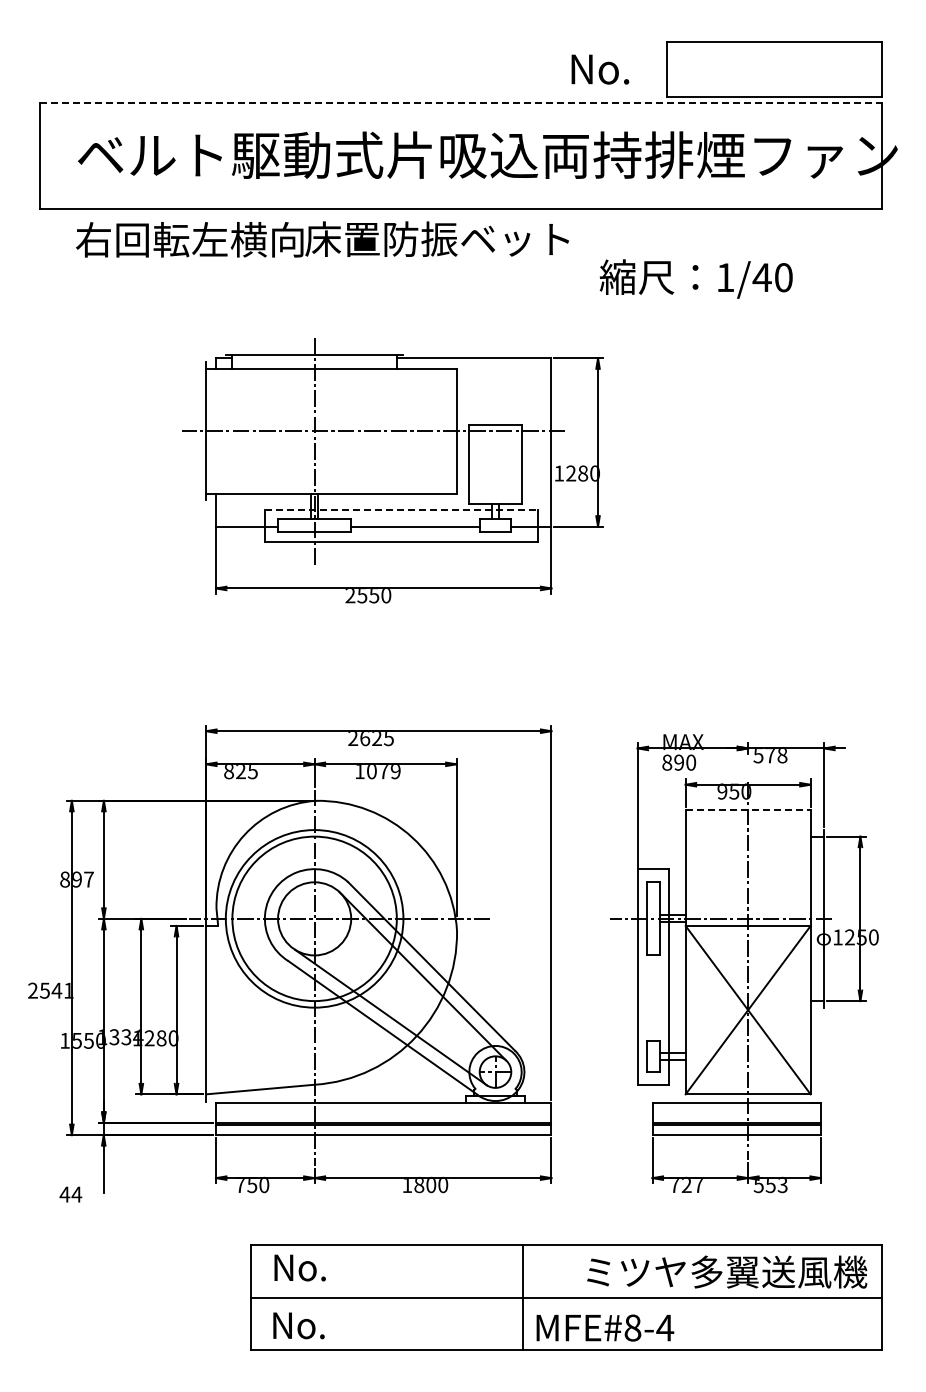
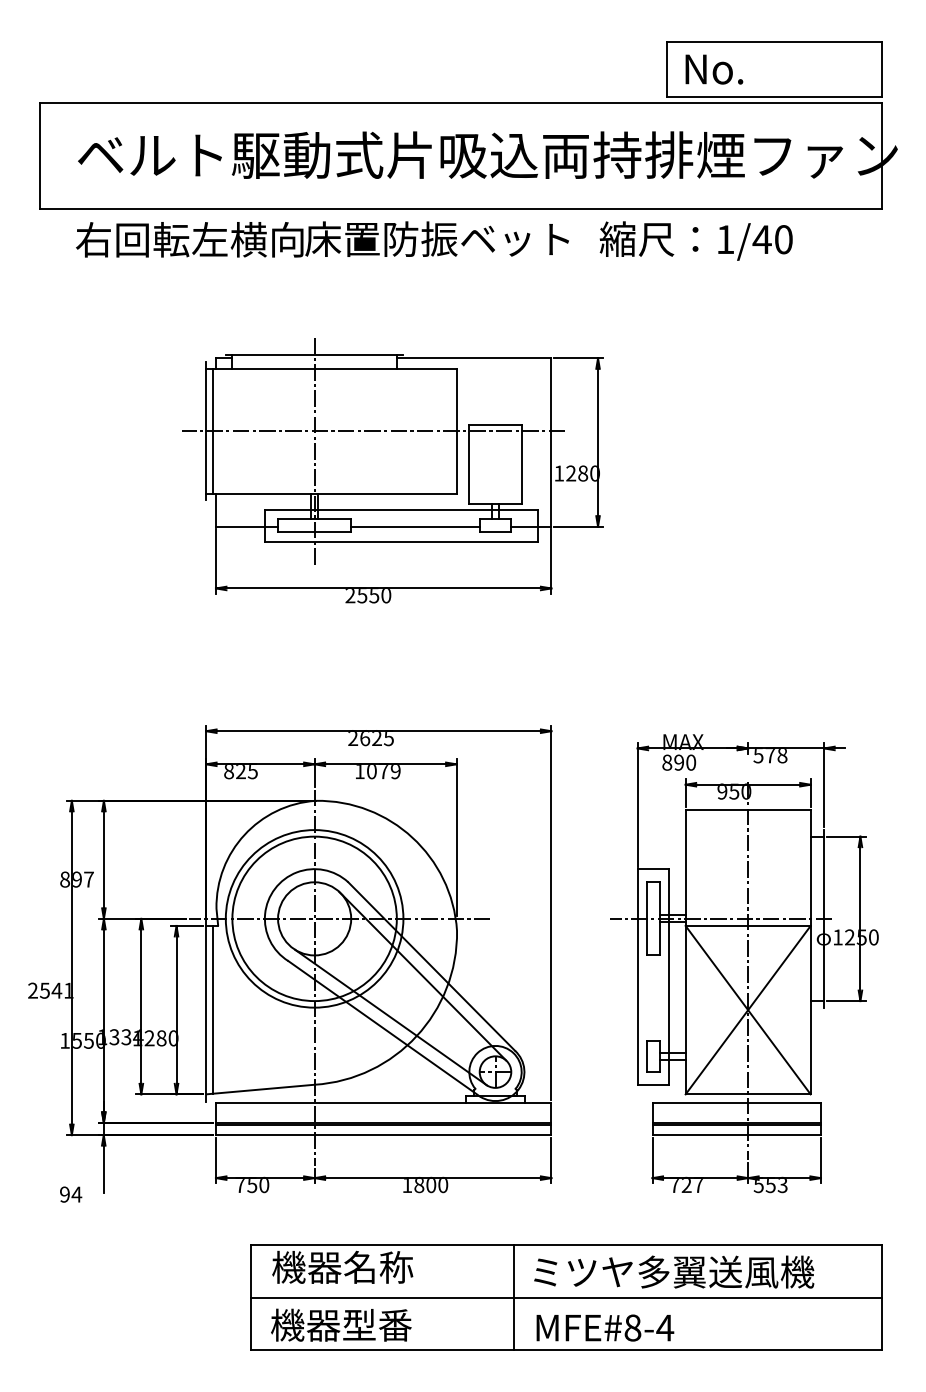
text position: (600, 69) -> (714, 69) (714, 69)
line: dashed -> solid (461, 103)
text position: (695, 278) -> (695, 240) (695, 240)
line: none -> present (212, 430)
line: dashed -> solid (401, 509)
line: dashed -> solid (748, 809)
line: none -> present (212, 1009)
text: 44 -> 94 (64, 1194)
text: No. -> 機器名称 (342, 1266)
text position: (727, 1271) -> (674, 1271) (674, 1271)
line position: (522, 1297) -> (513, 1297) (513, 1297)
text: No. -> 機器型番 (341, 1324)
